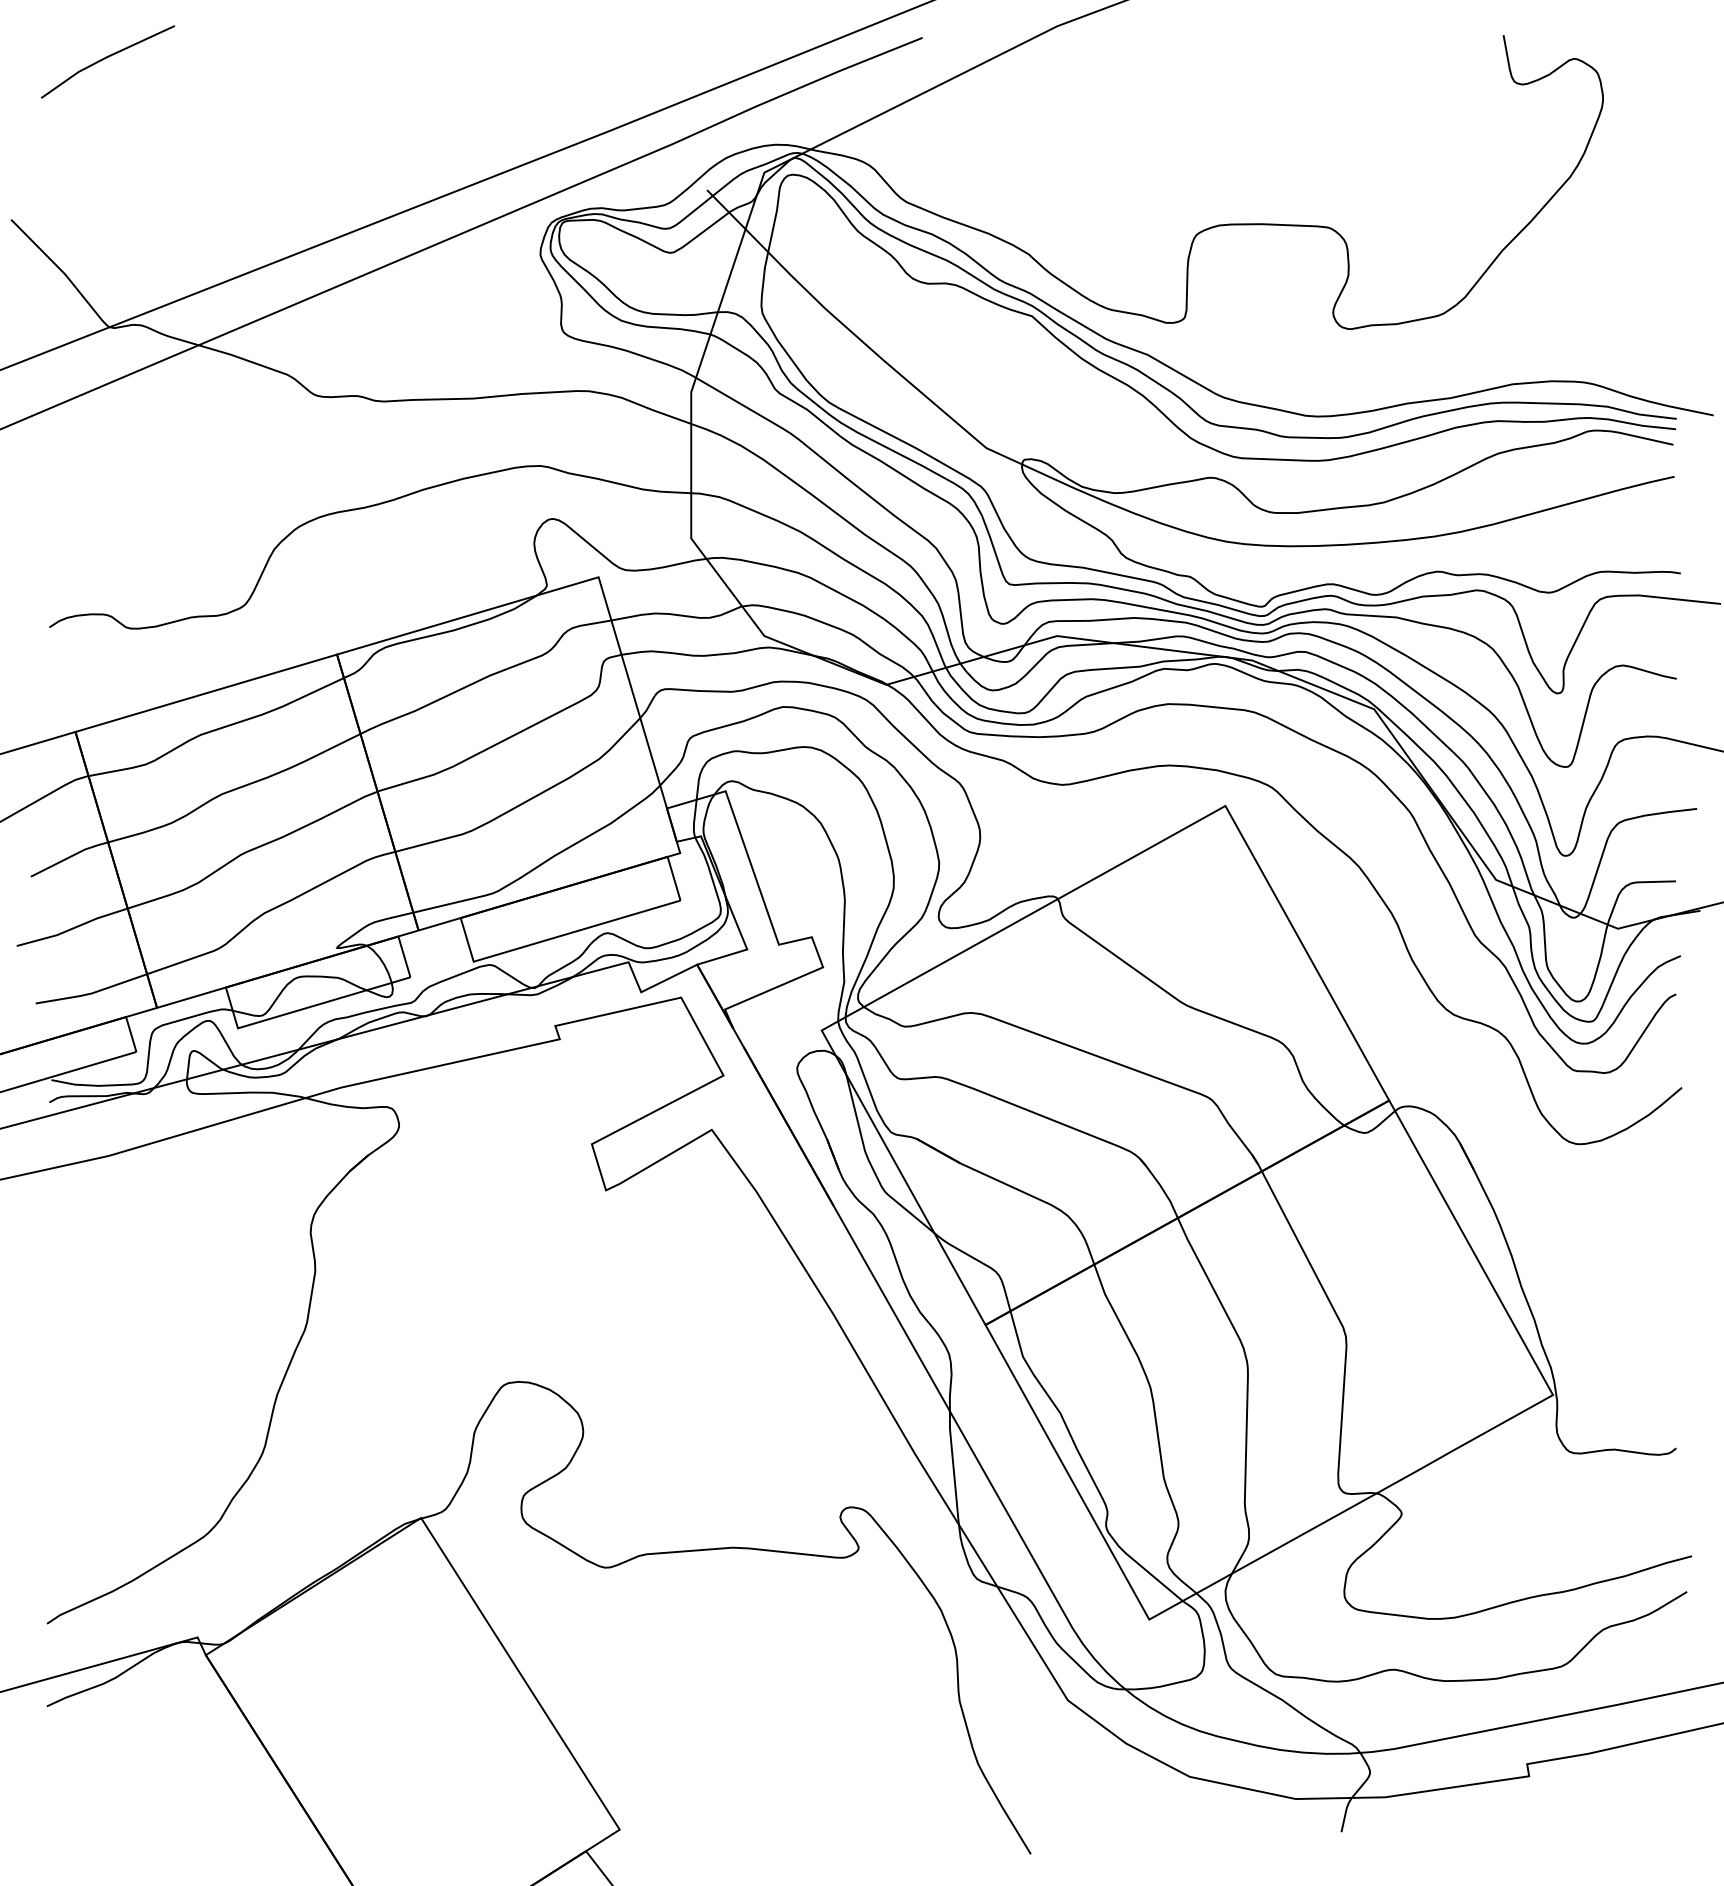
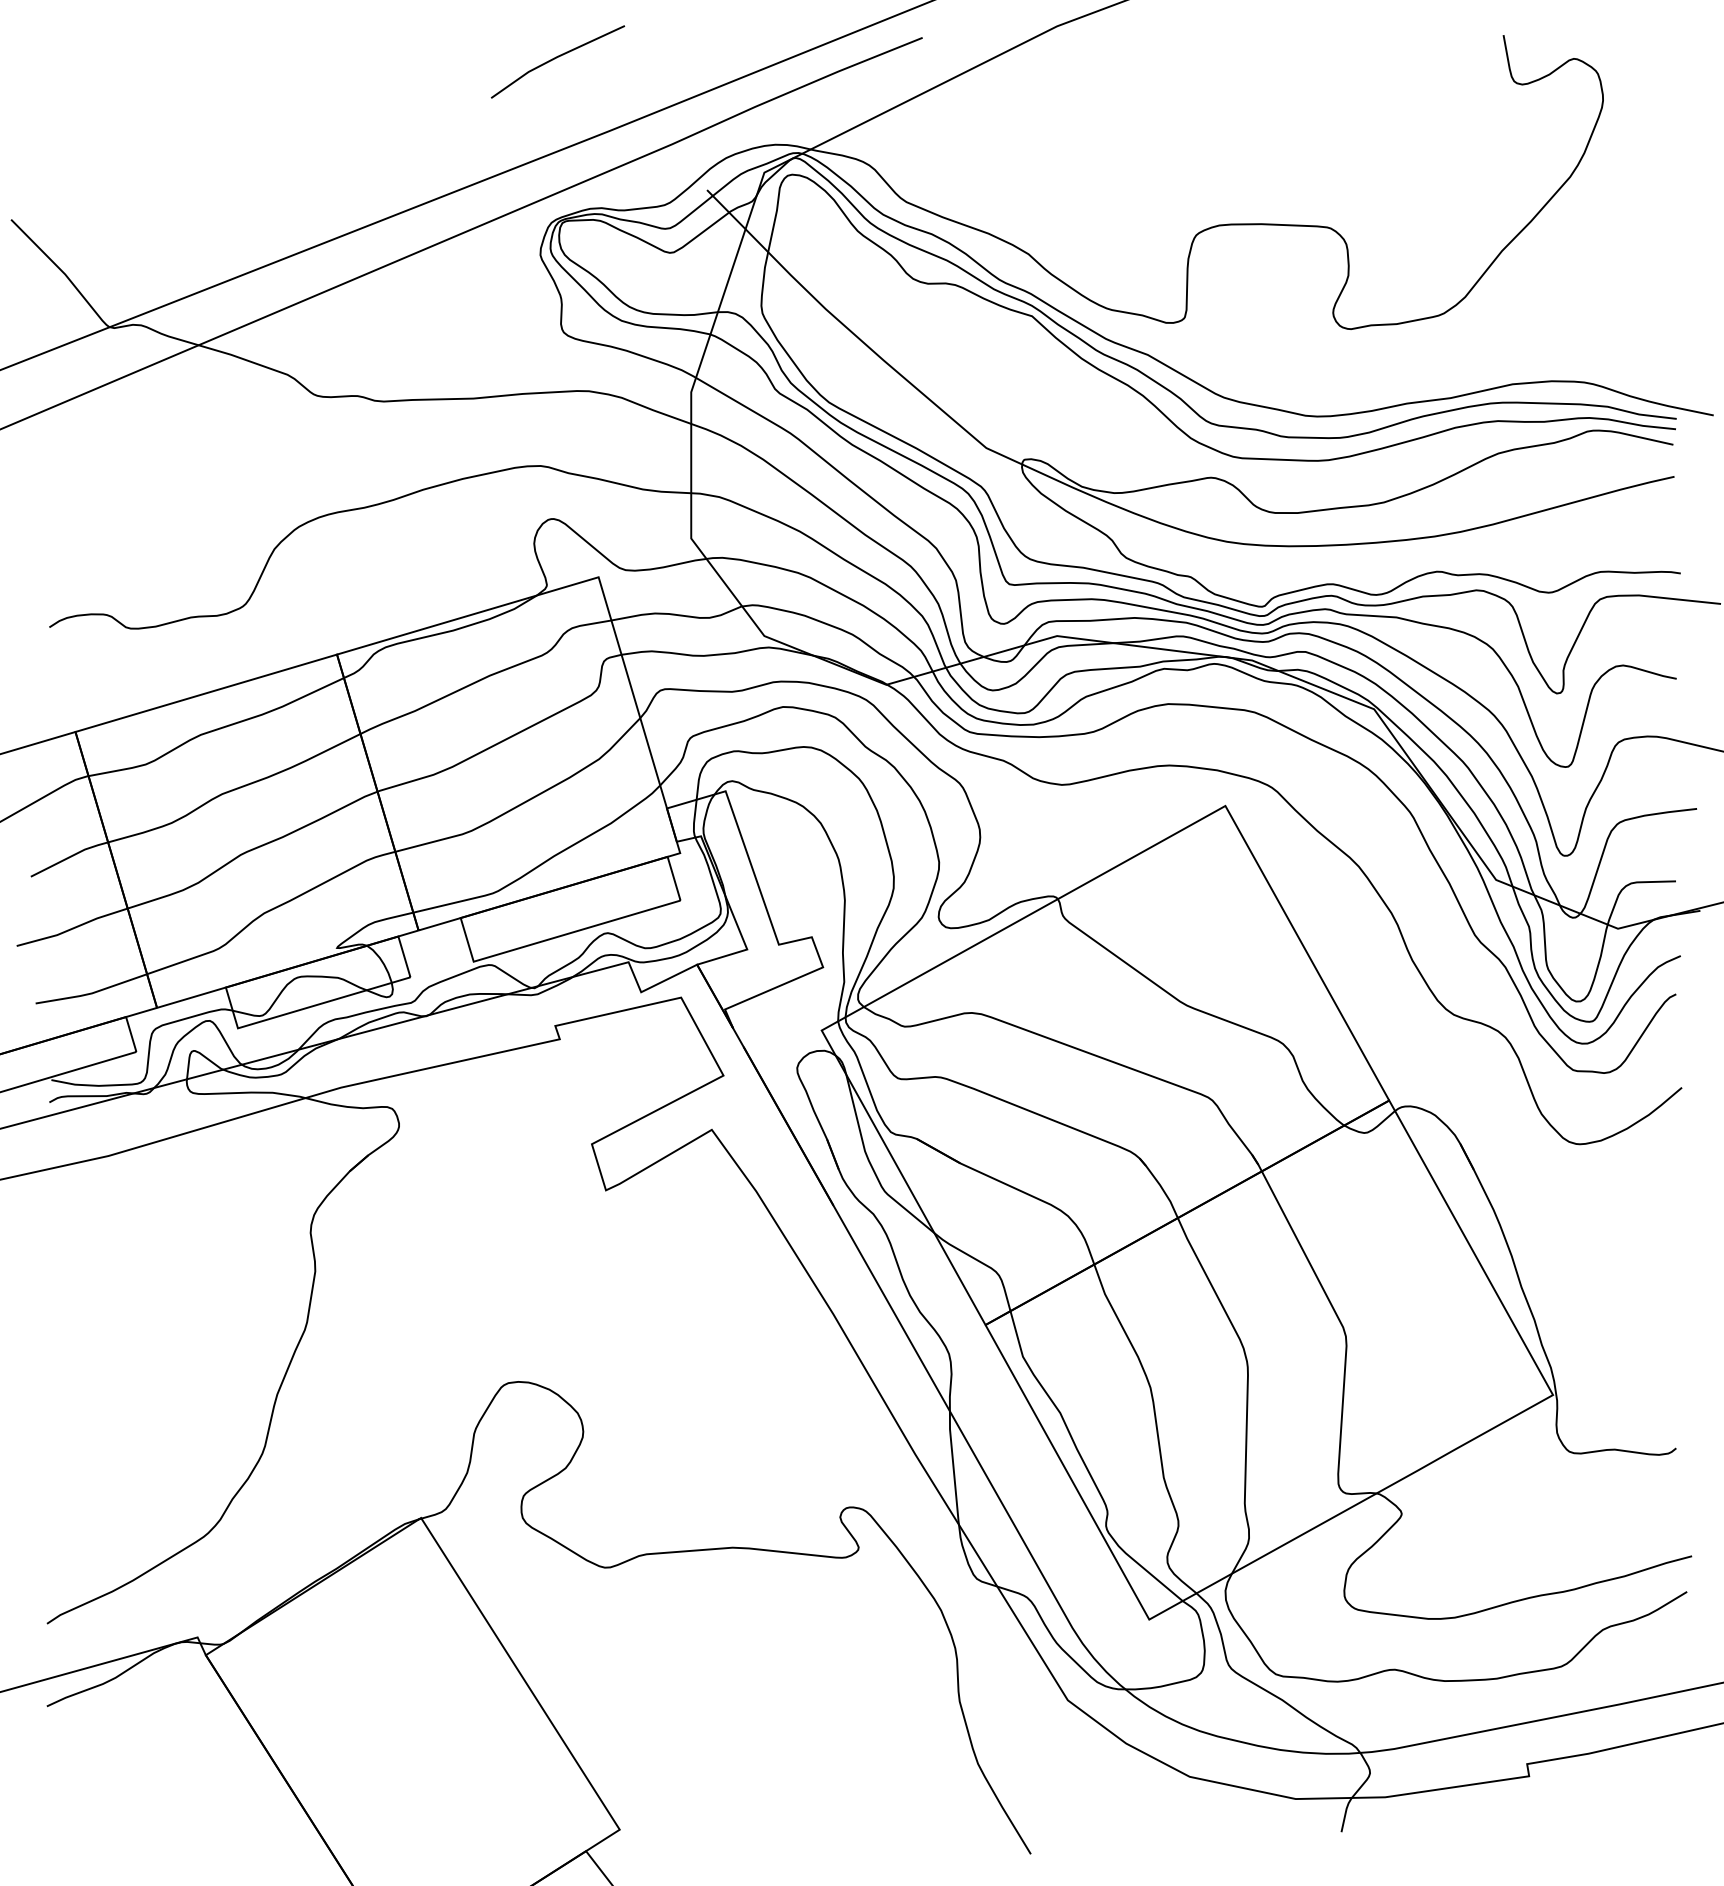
line position: (105, 59) -> (555, 59) (555, 59)
